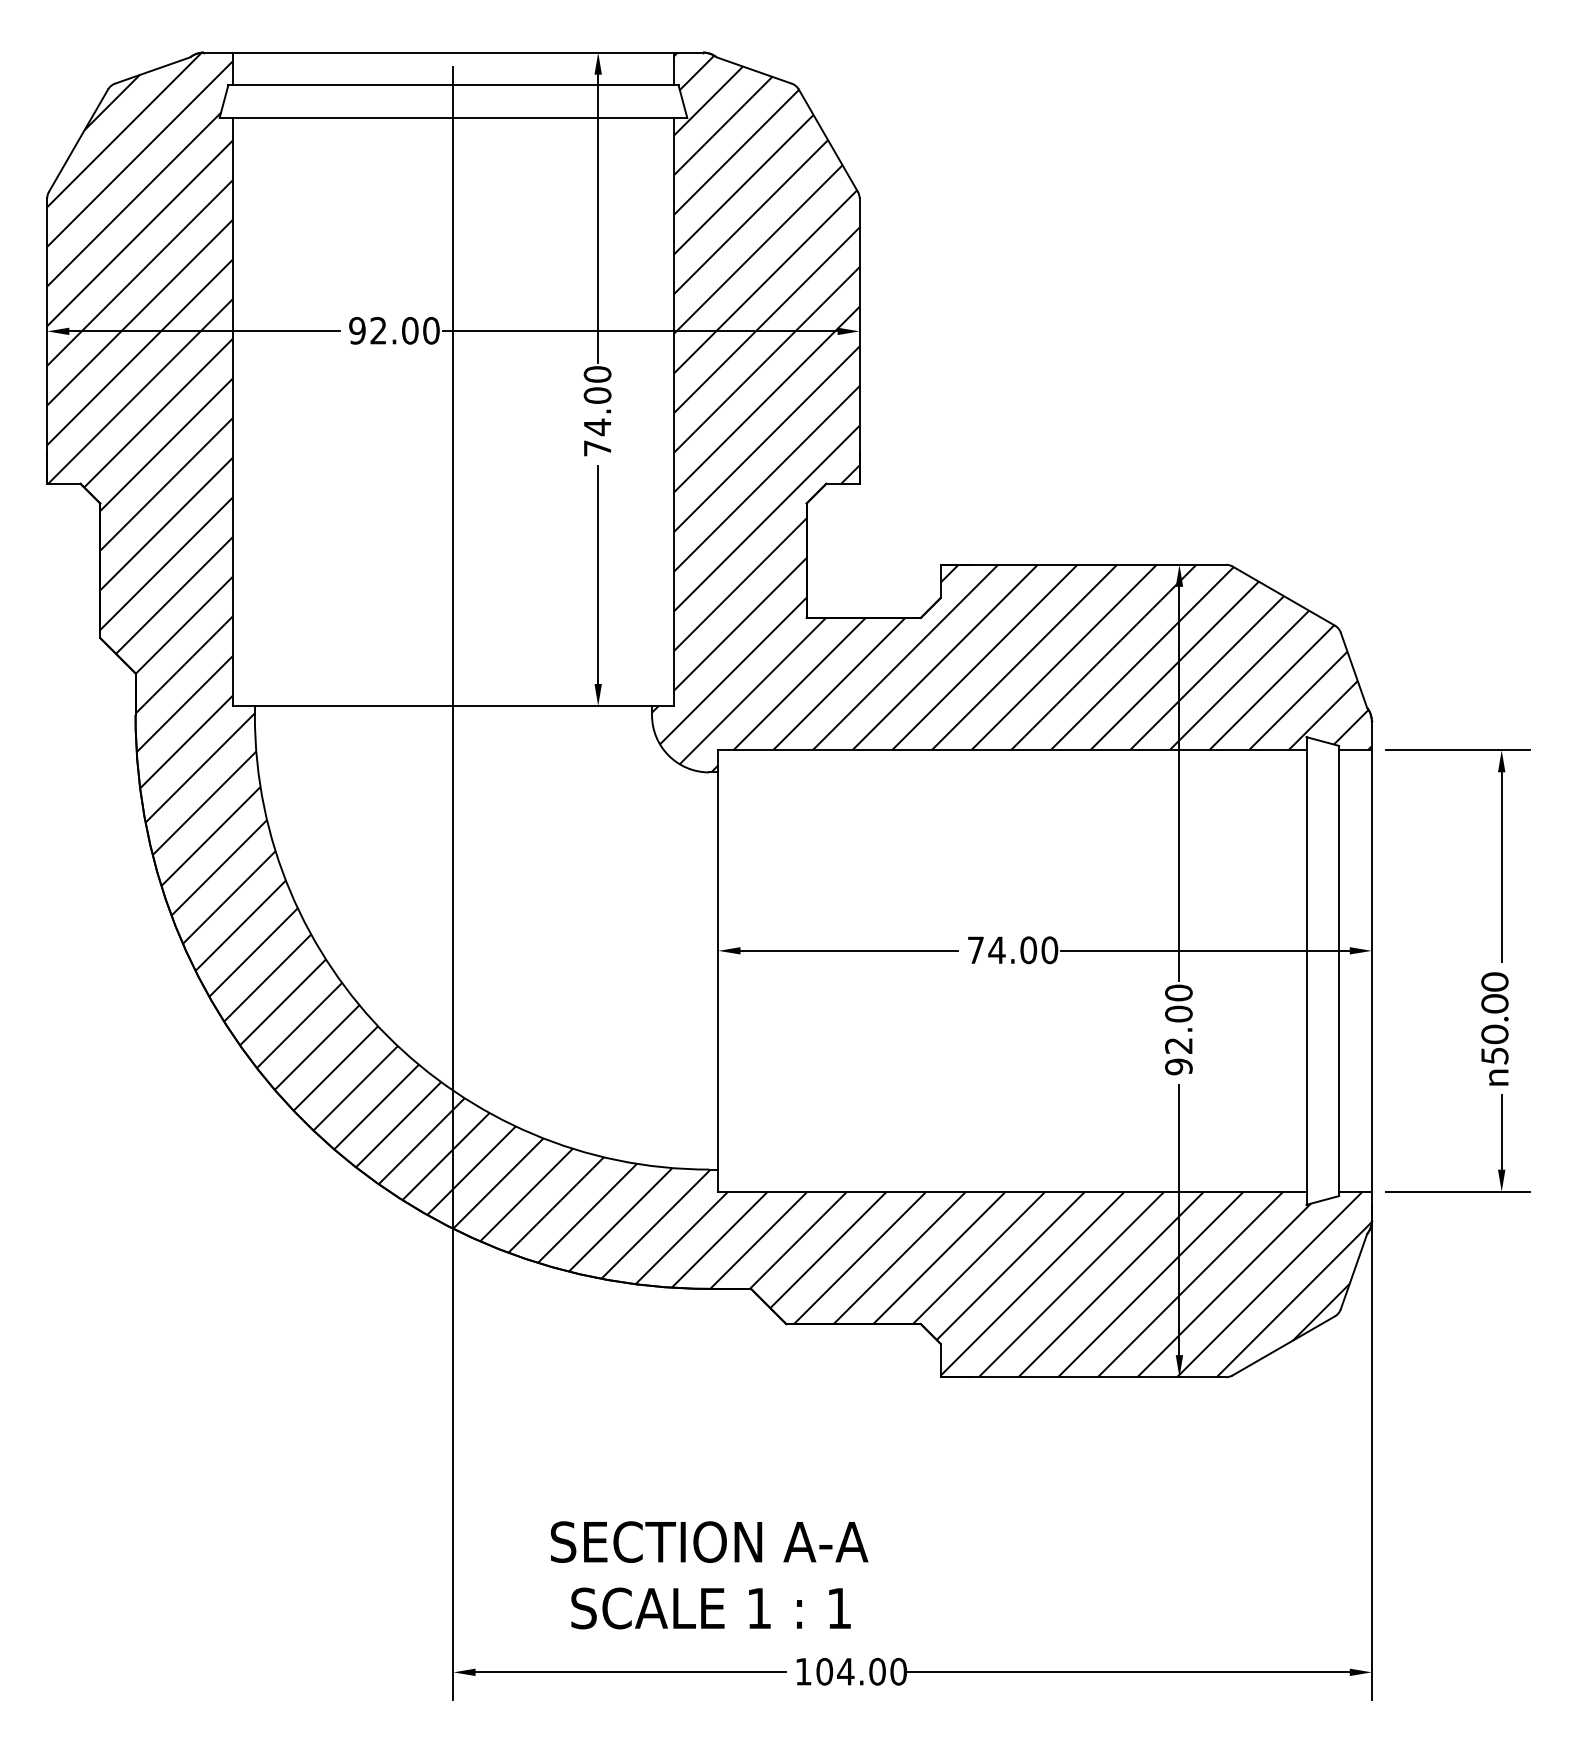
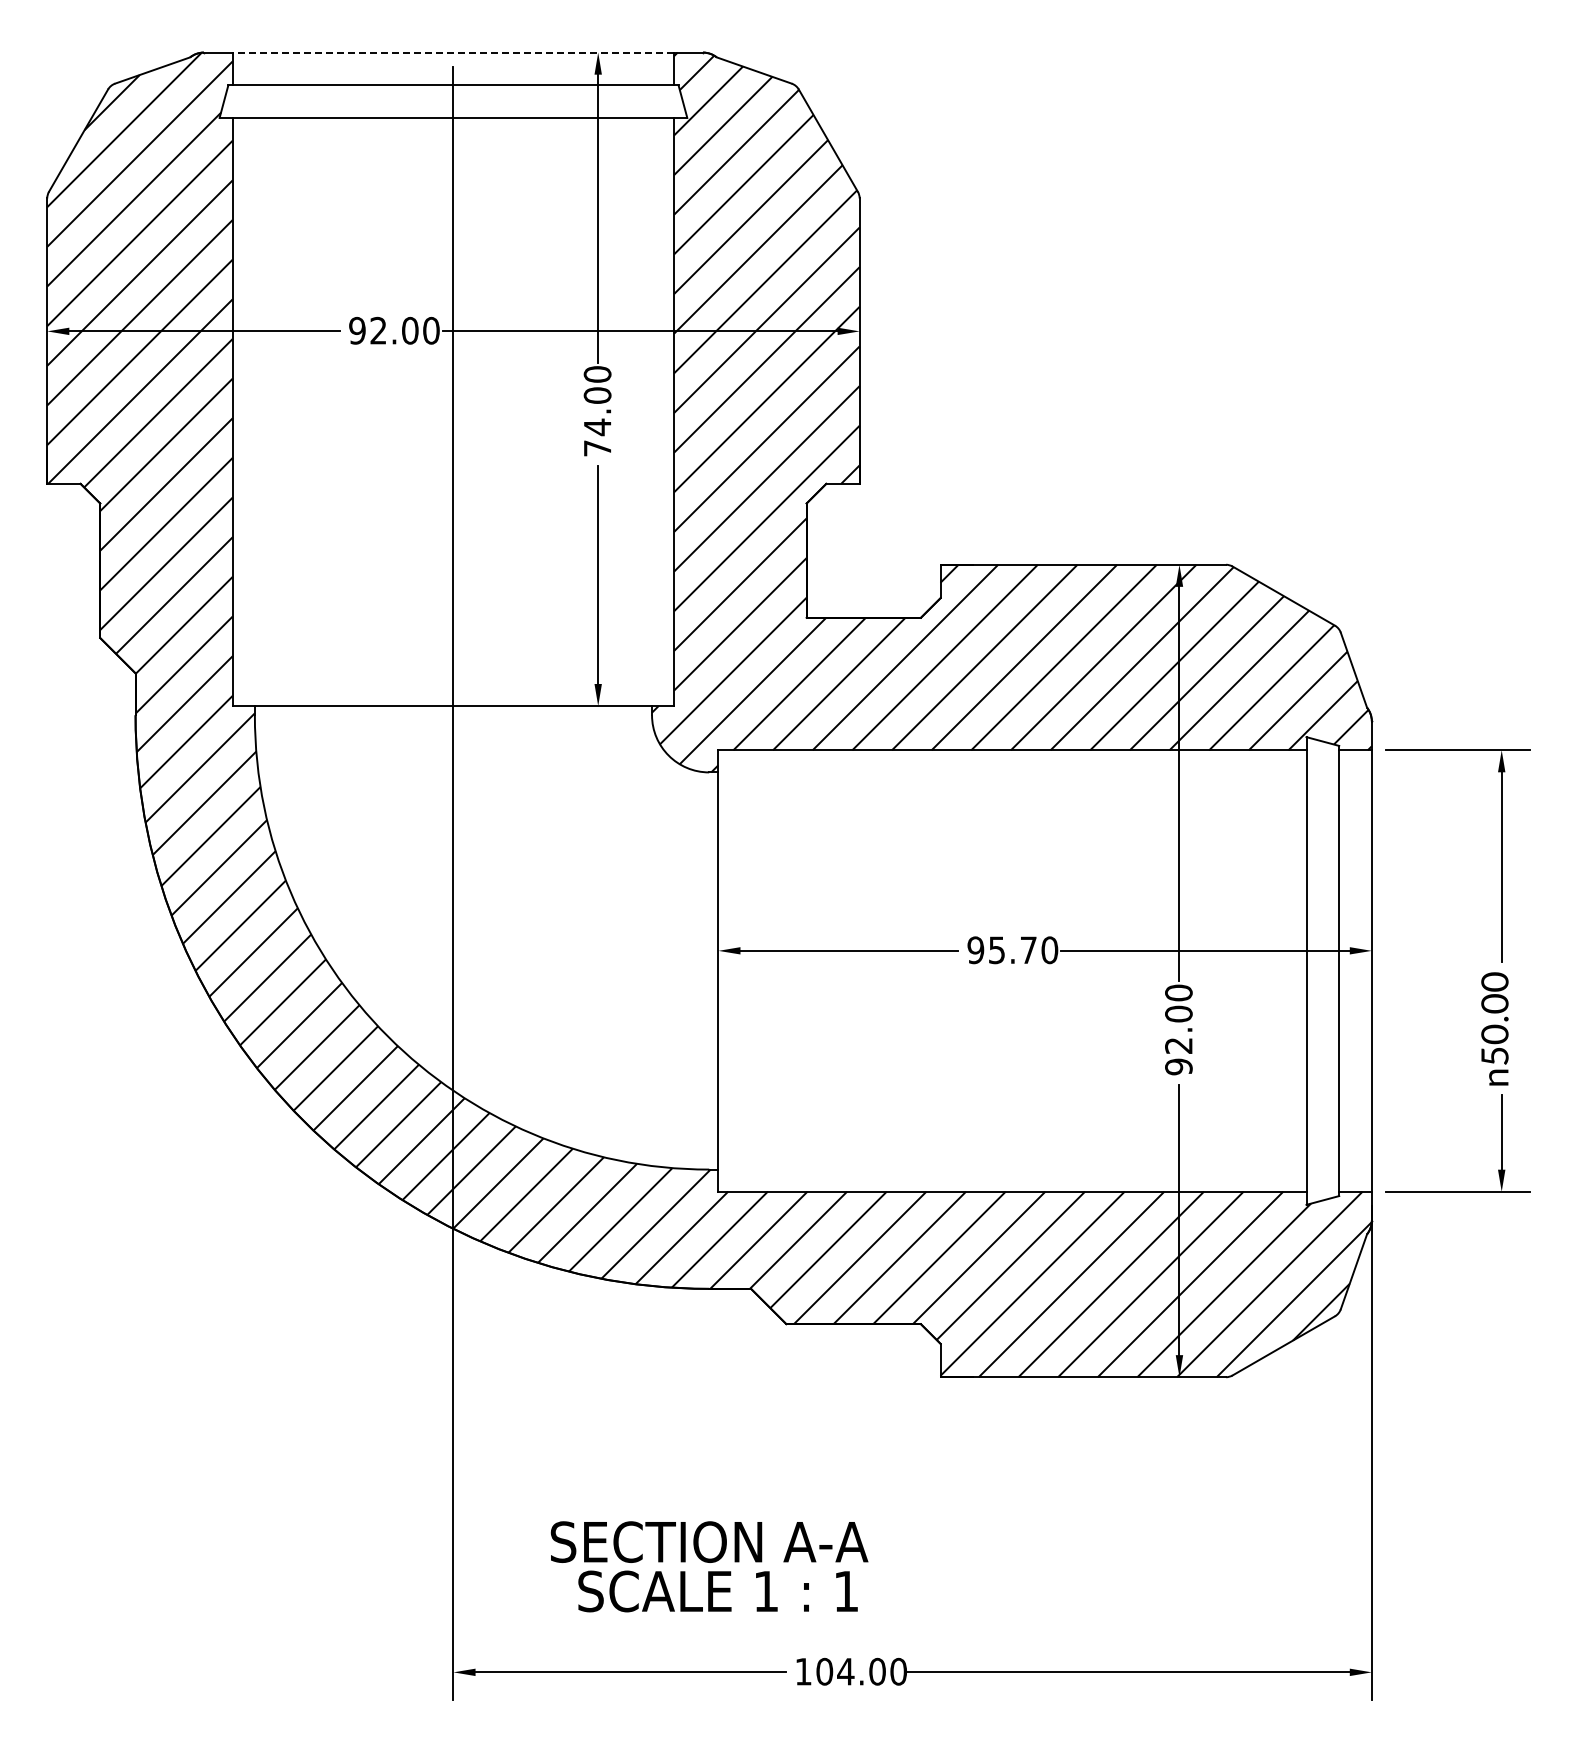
line: solid -> dashed (453, 52)
text: 74.00 -> 95.70 (1002, 950)
text position: (710, 1608) -> (717, 1591) (717, 1591)
